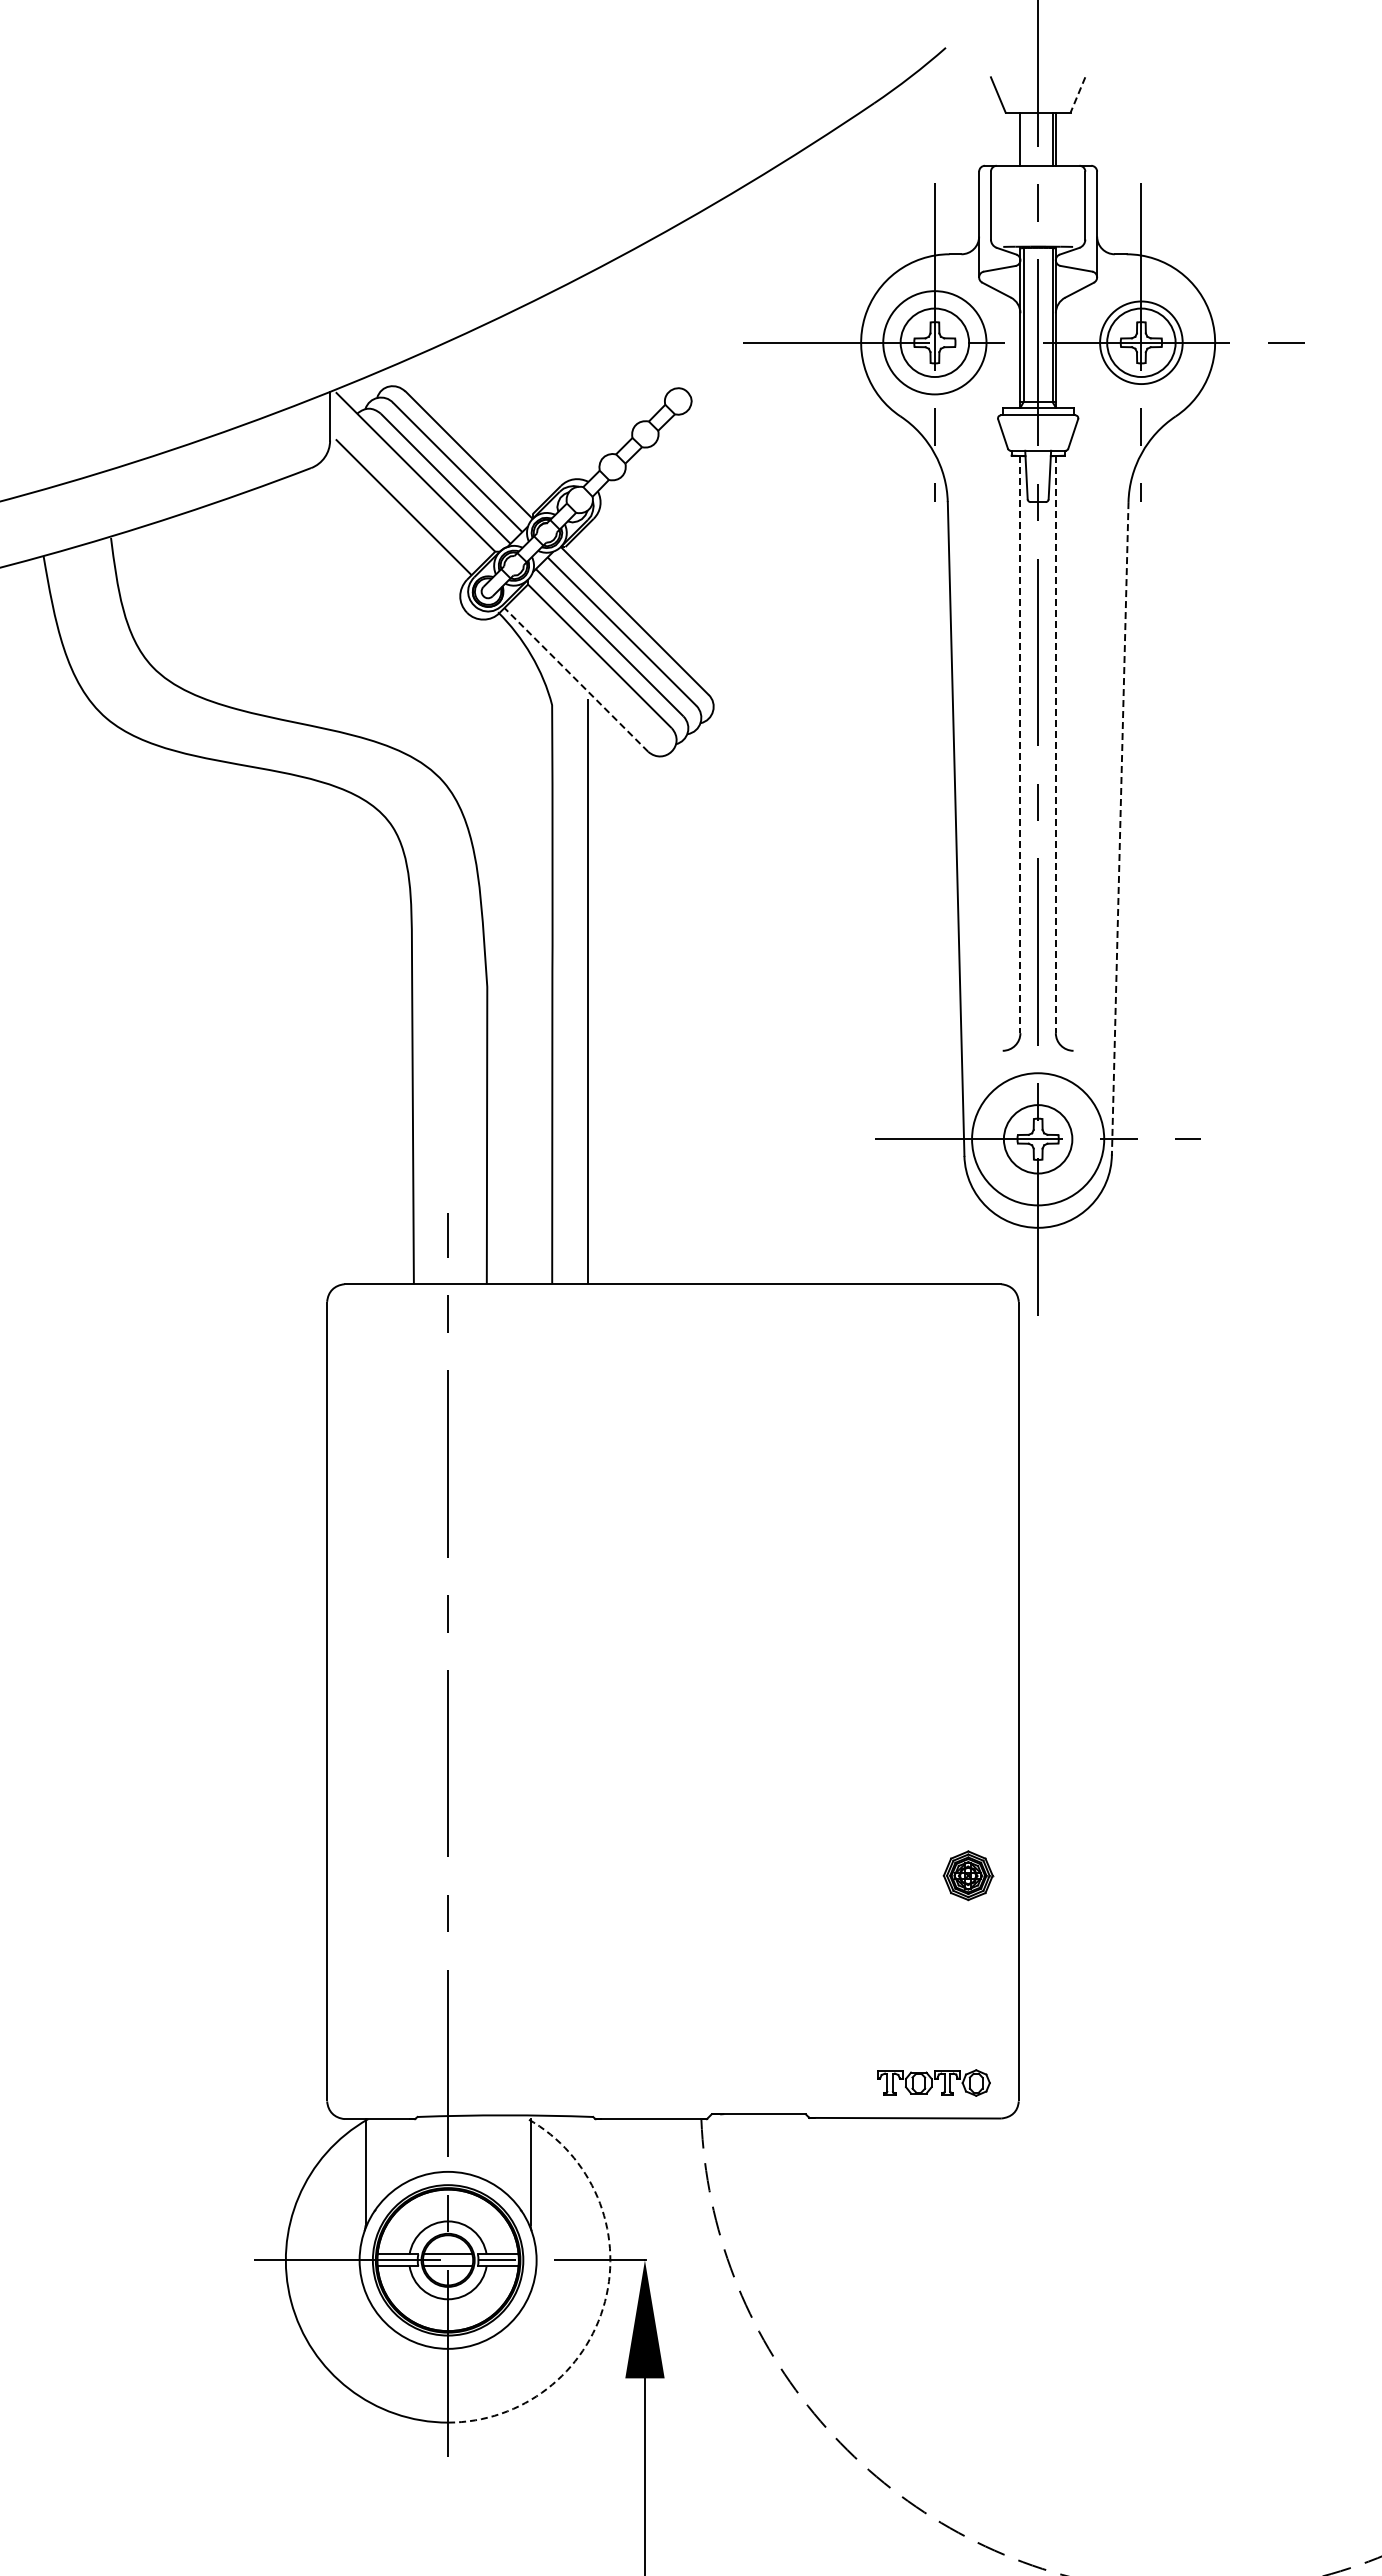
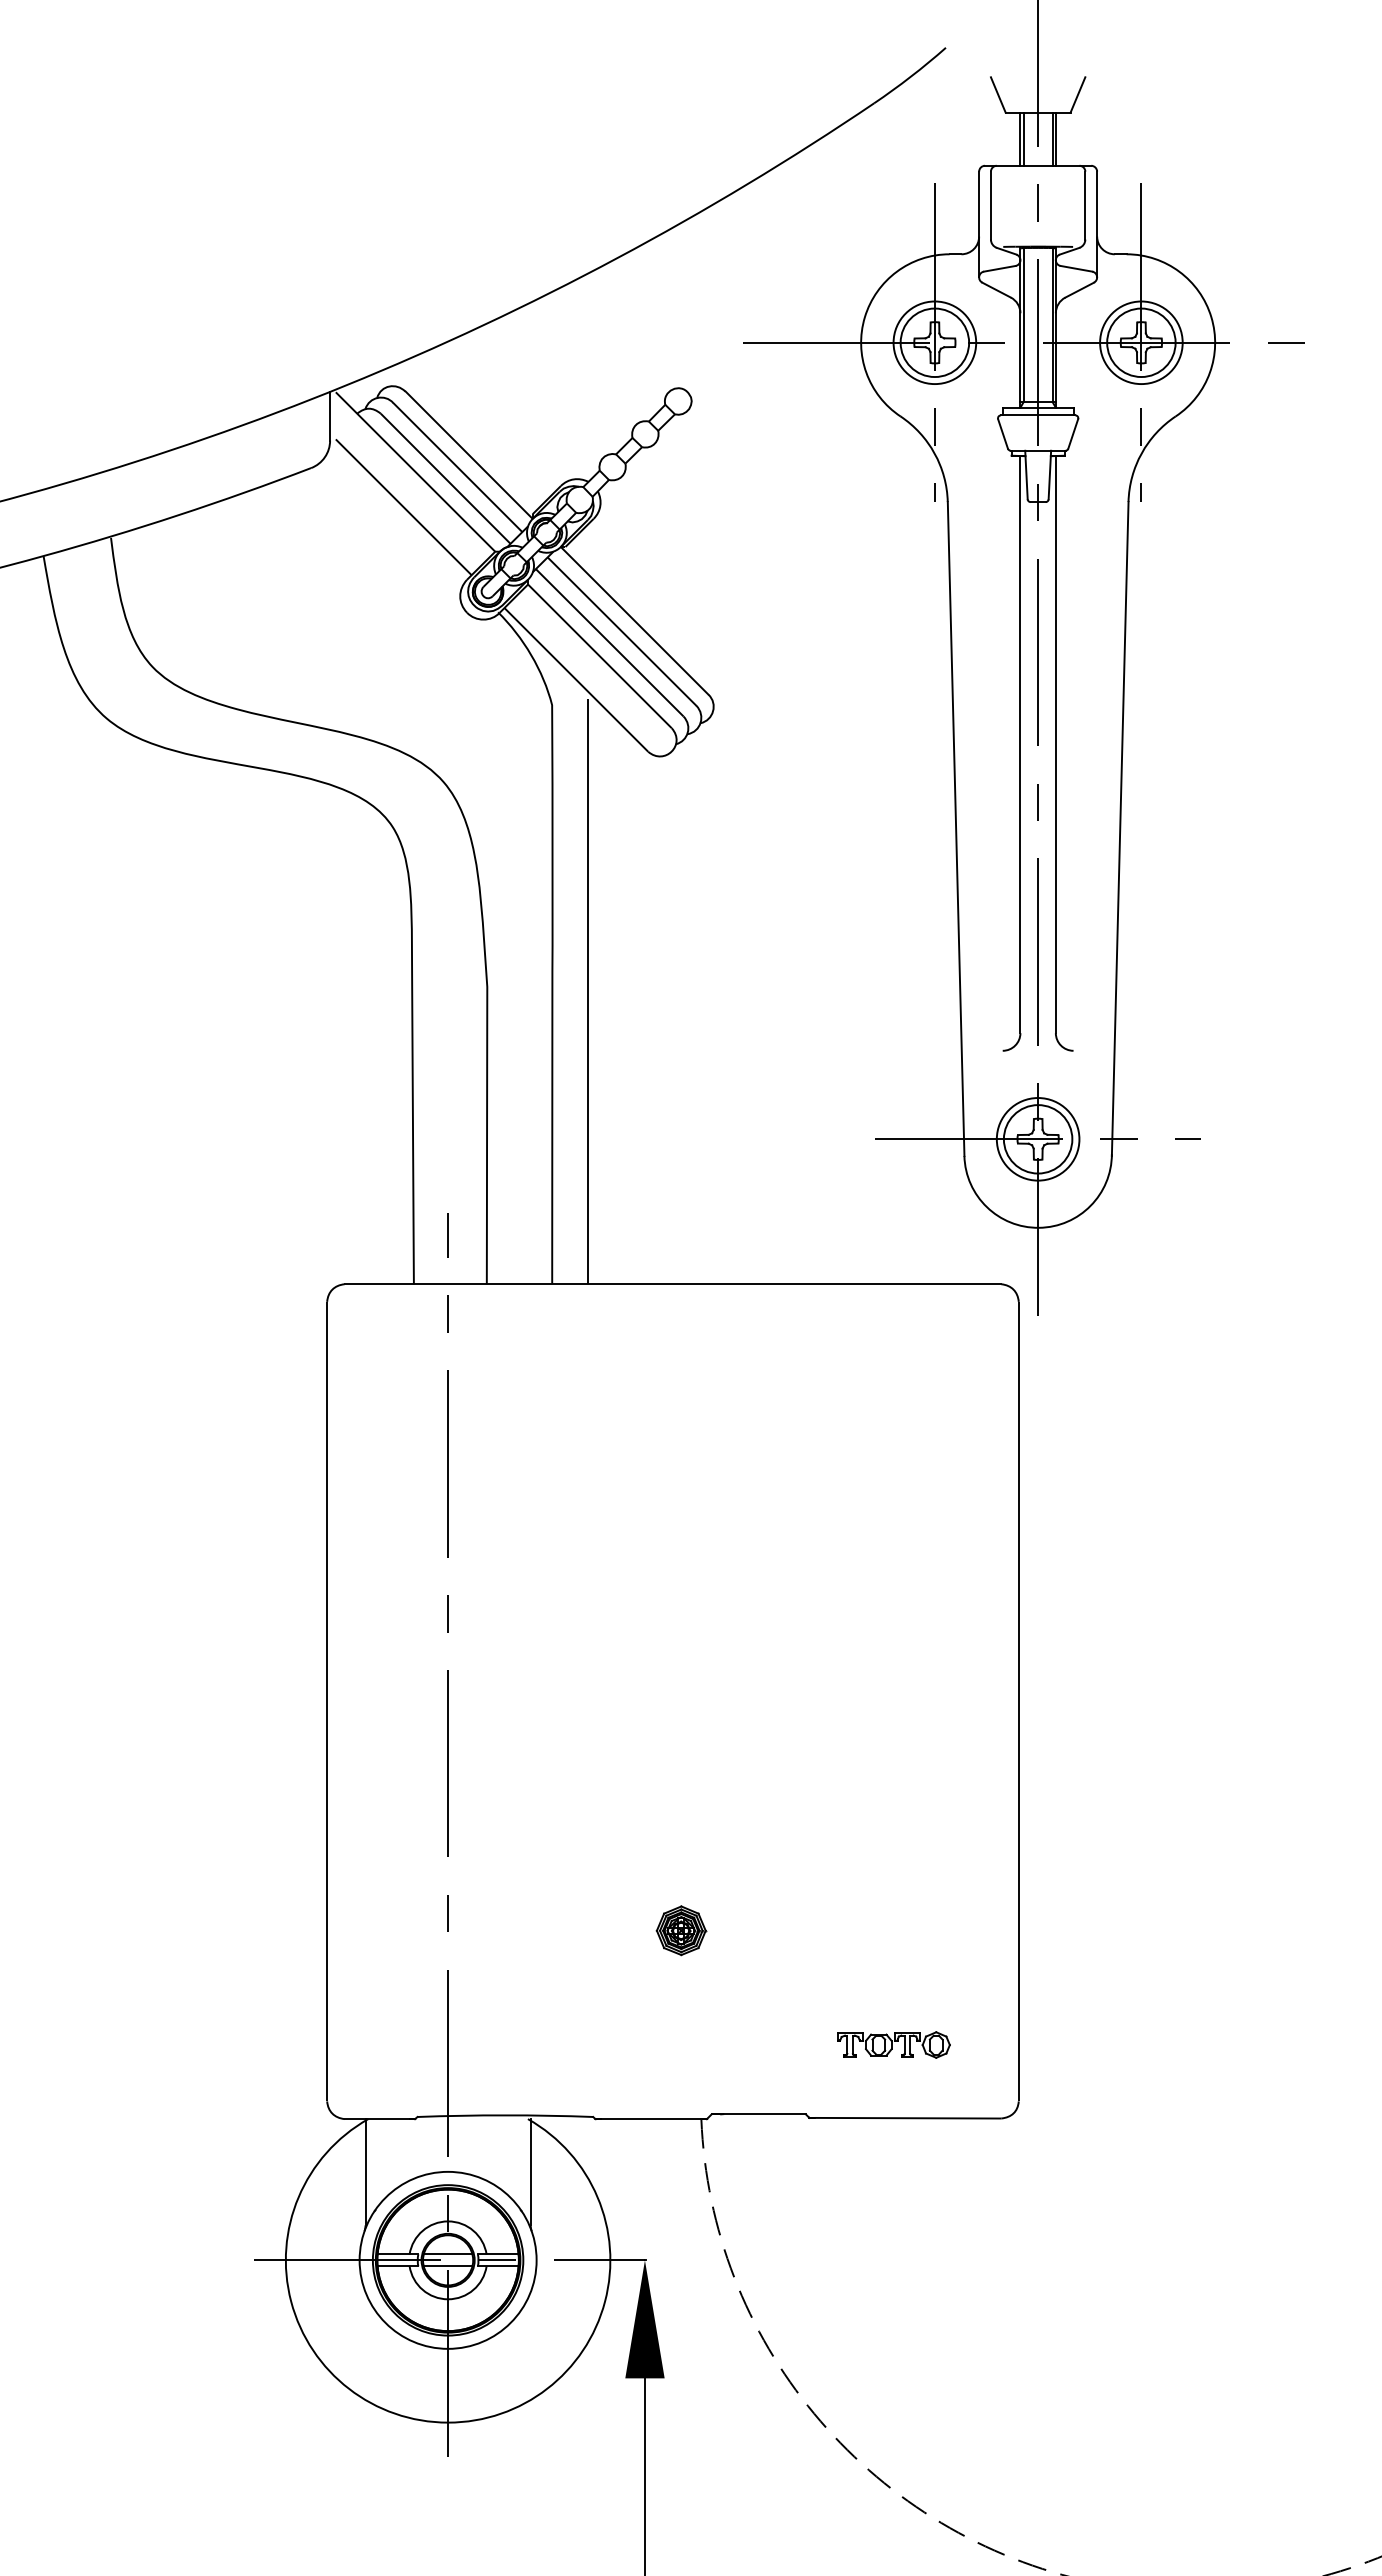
line: dashed -> solid (1077, 95)
line: none -> present (1023, 138)
circle diameter: 103 px -> 83 px (934, 342)
line: dashed -> solid (576, 679)
line: dashed -> solid (1020, 744)
line: dashed -> solid (1055, 744)
line: dashed -> solid (1120, 829)
circle diameter: 132 px -> 83 px (1037, 1139)
part position: (968, 1875) -> (681, 1930) (681, 1930)
part position: (933, 2082) -> (893, 2044) (893, 2044)
arc: dashed -> solid (605, 2301)
